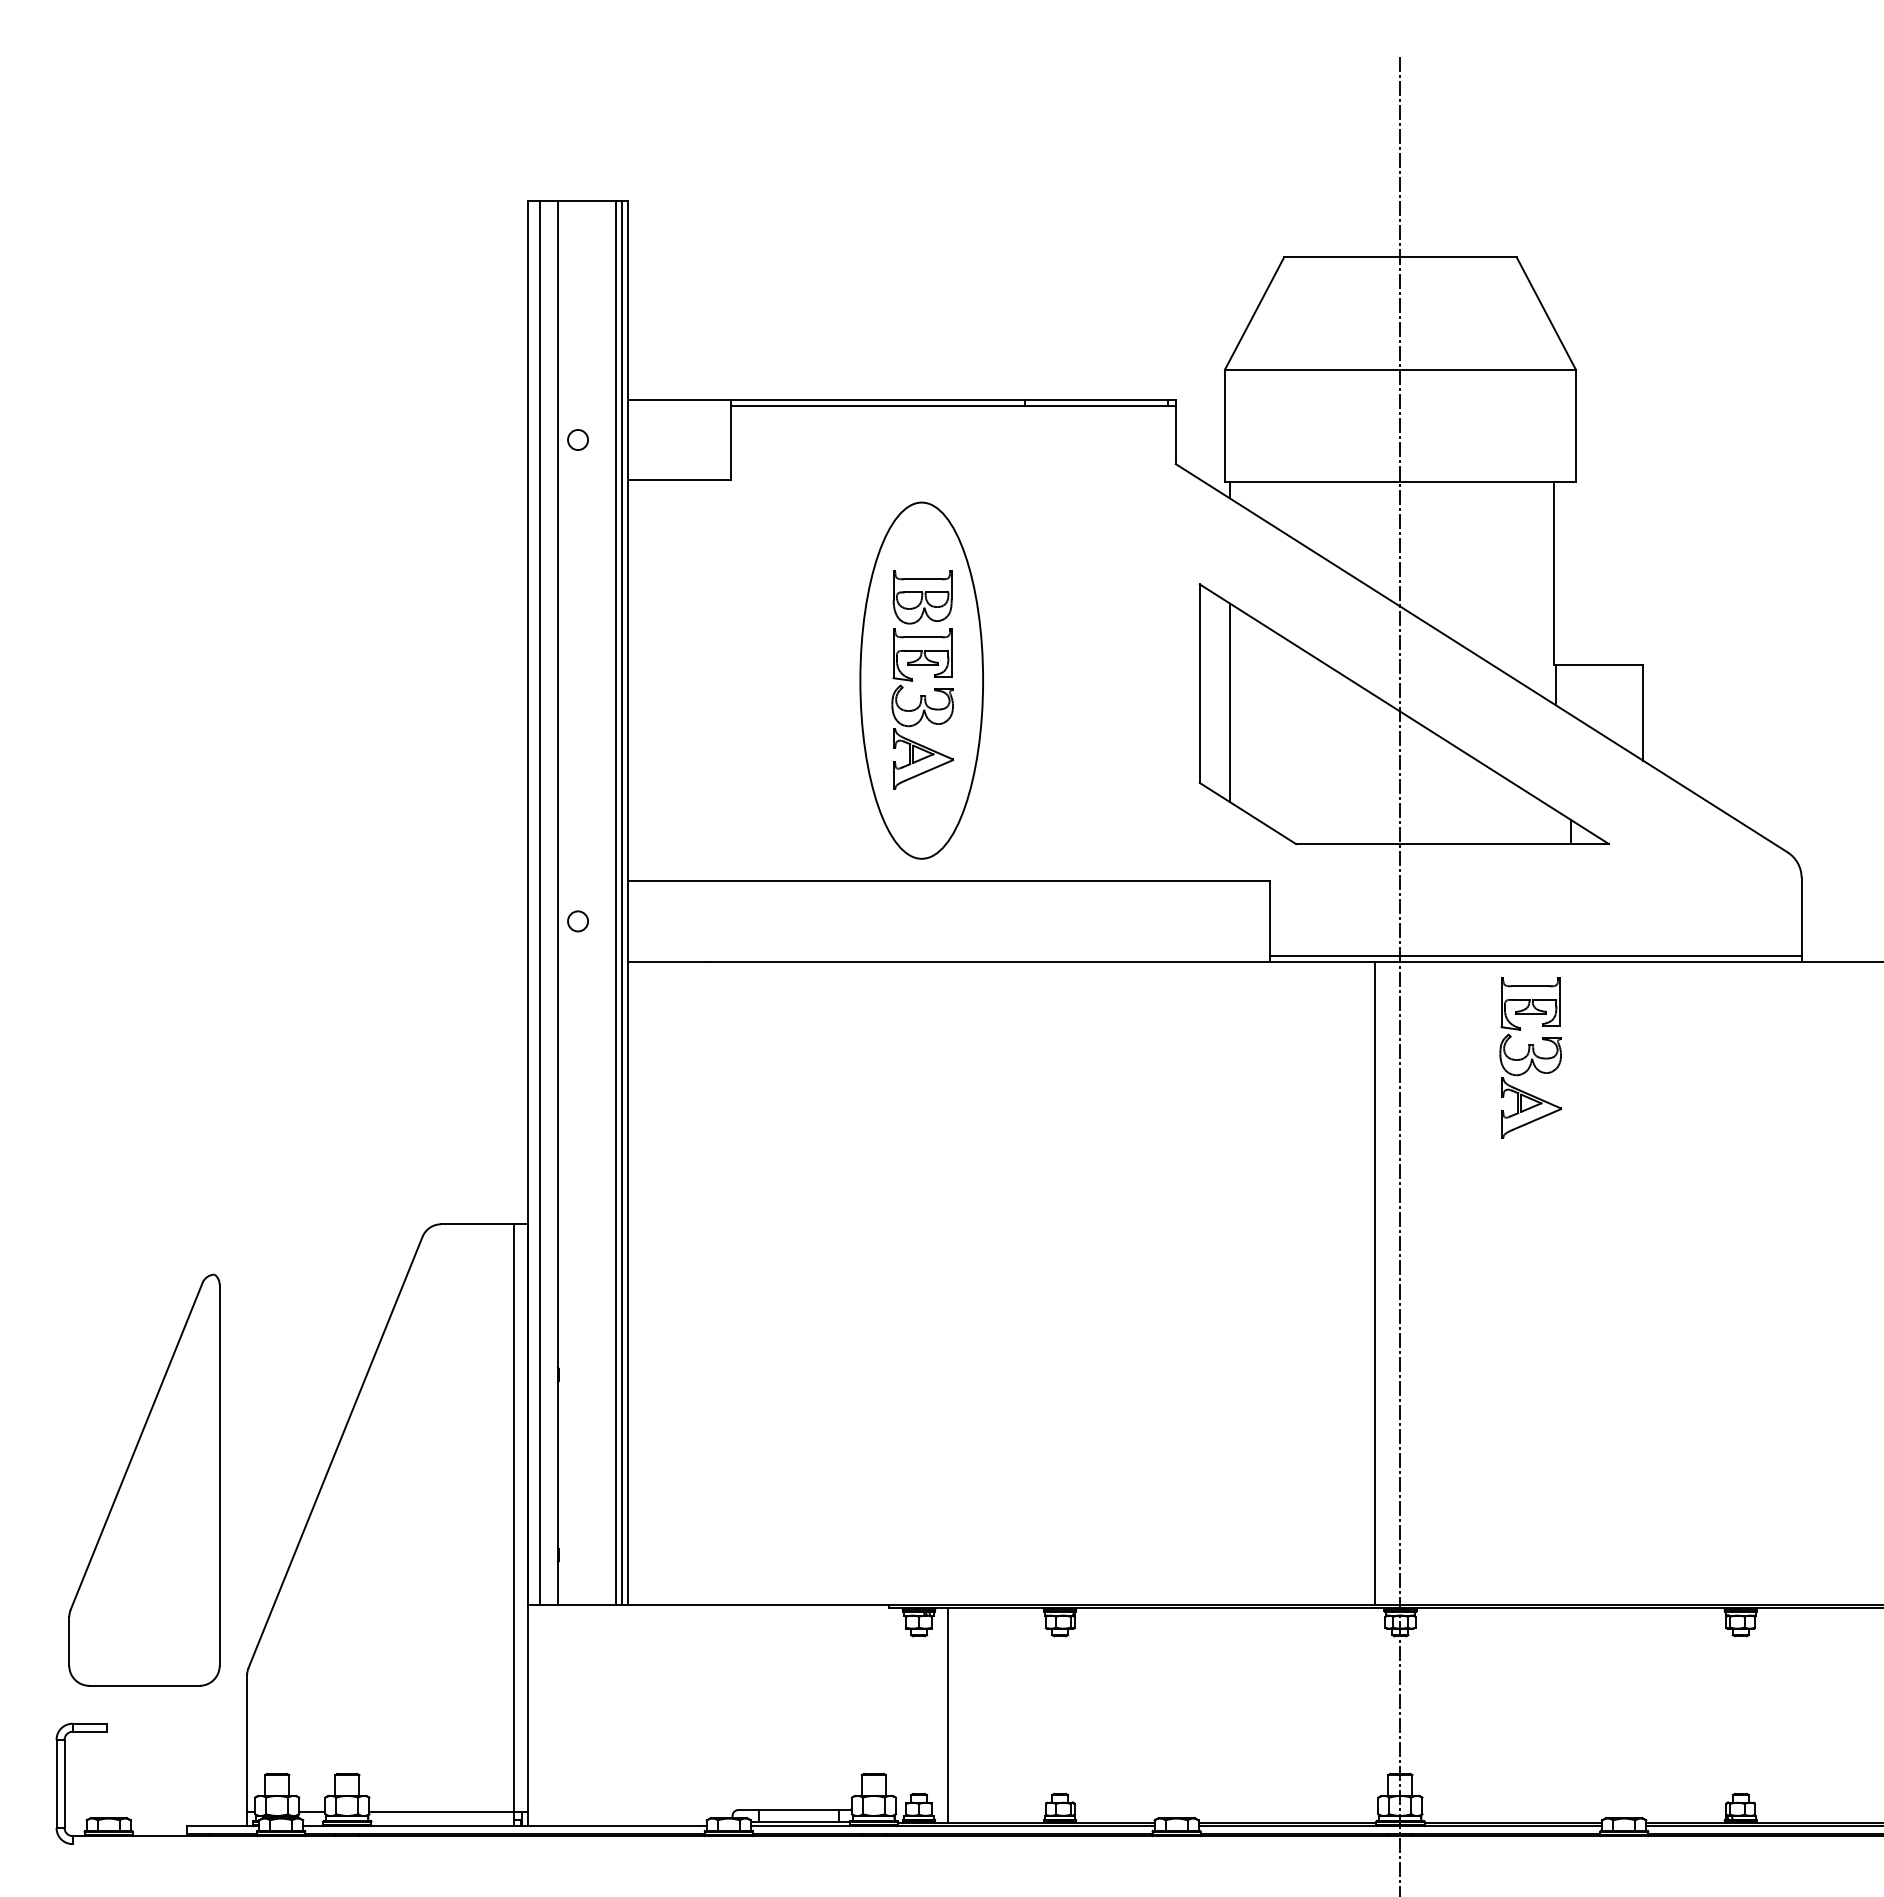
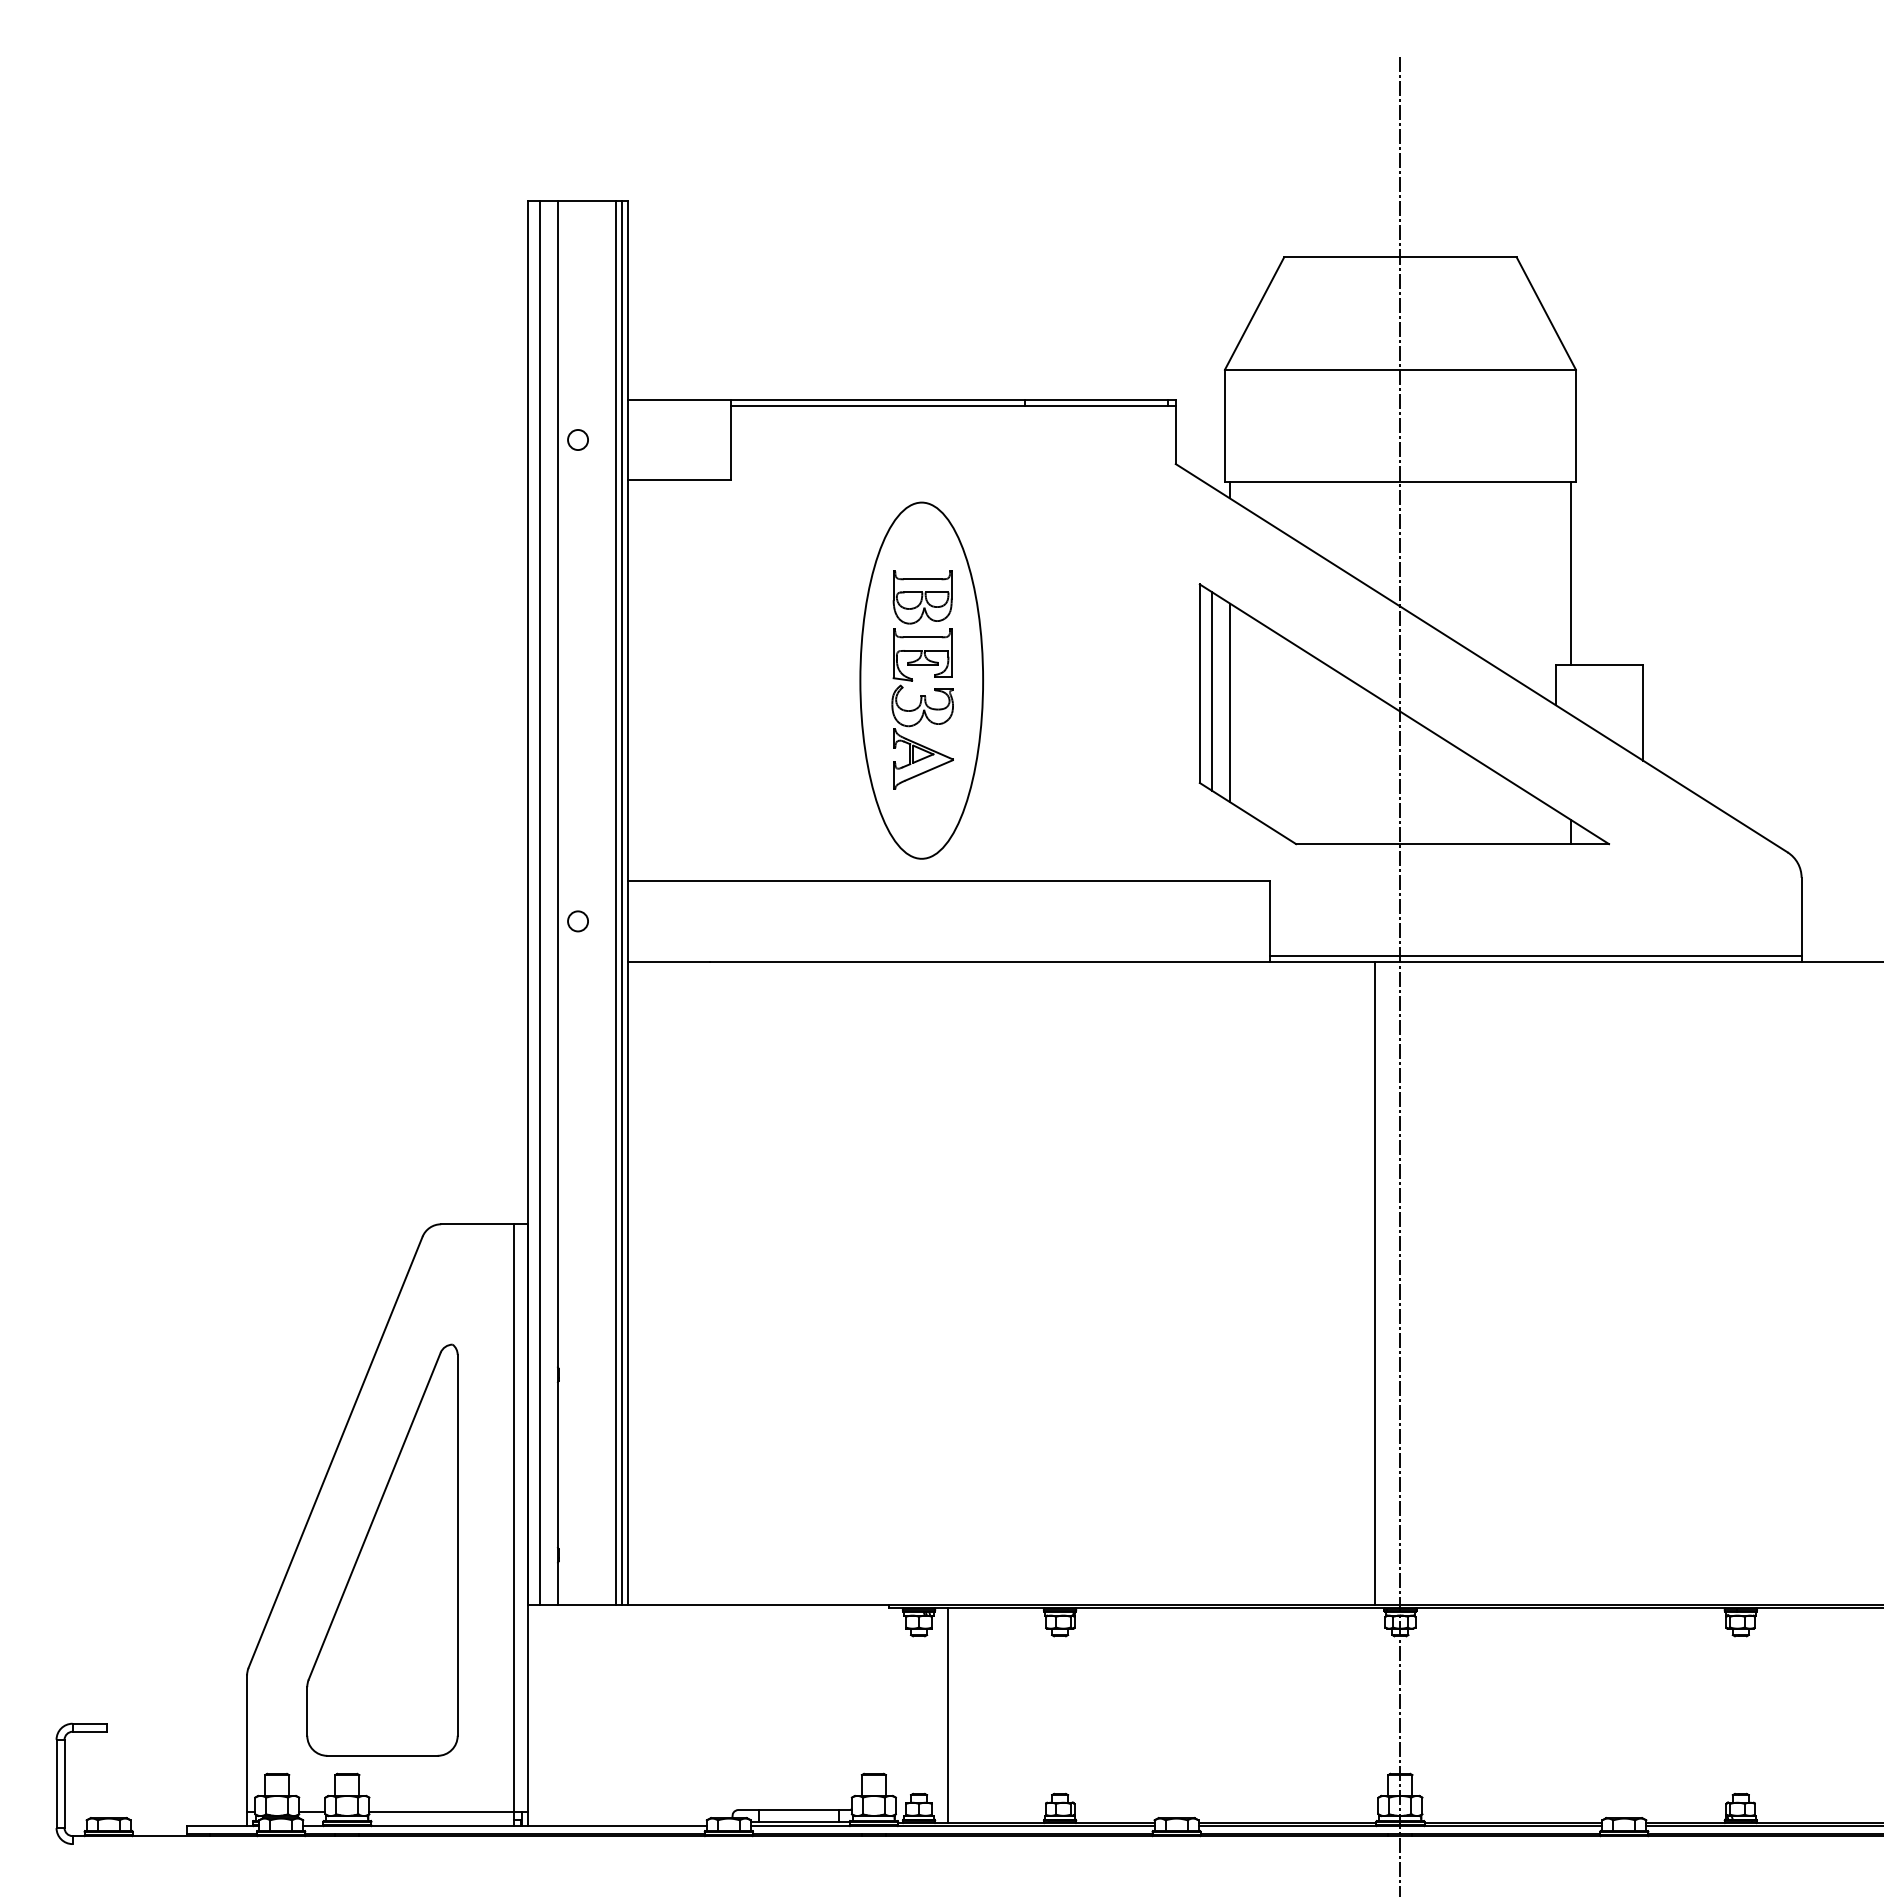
line position: (1553, 573) -> (1570, 573) (1570, 573)
line: none -> present (1211, 691)
part: present -> none (1530, 1057)
part position: (144, 1479) -> (382, 1549) (382, 1549)
